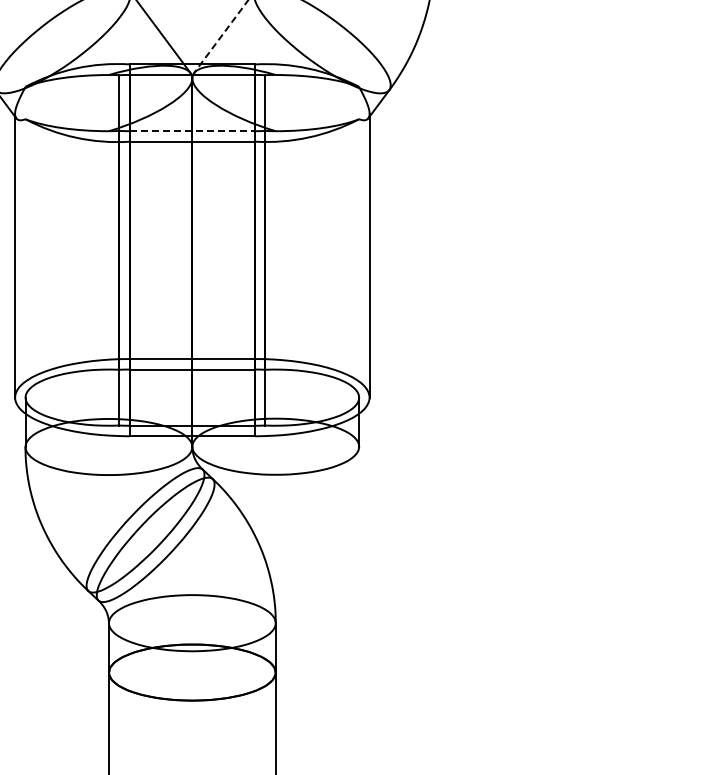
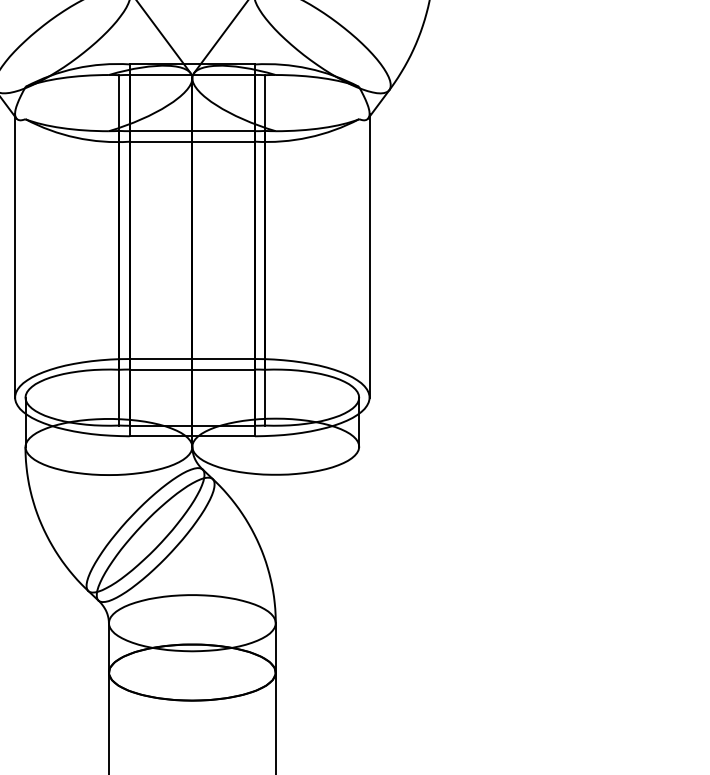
line: dashed -> solid (221, 36)
line: dashed -> solid (192, 131)
